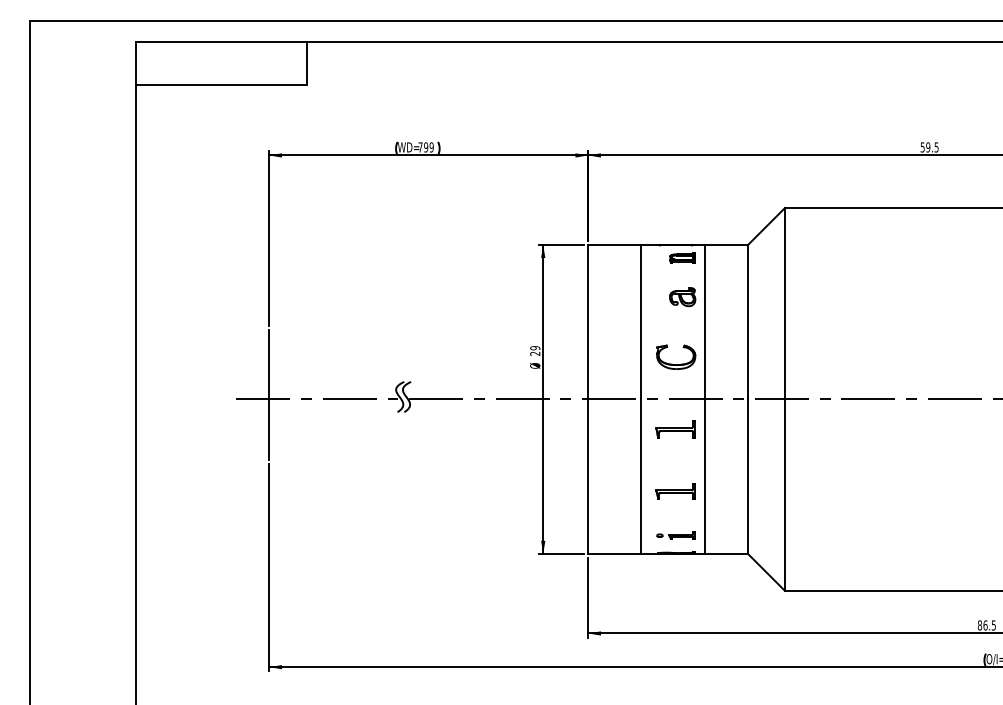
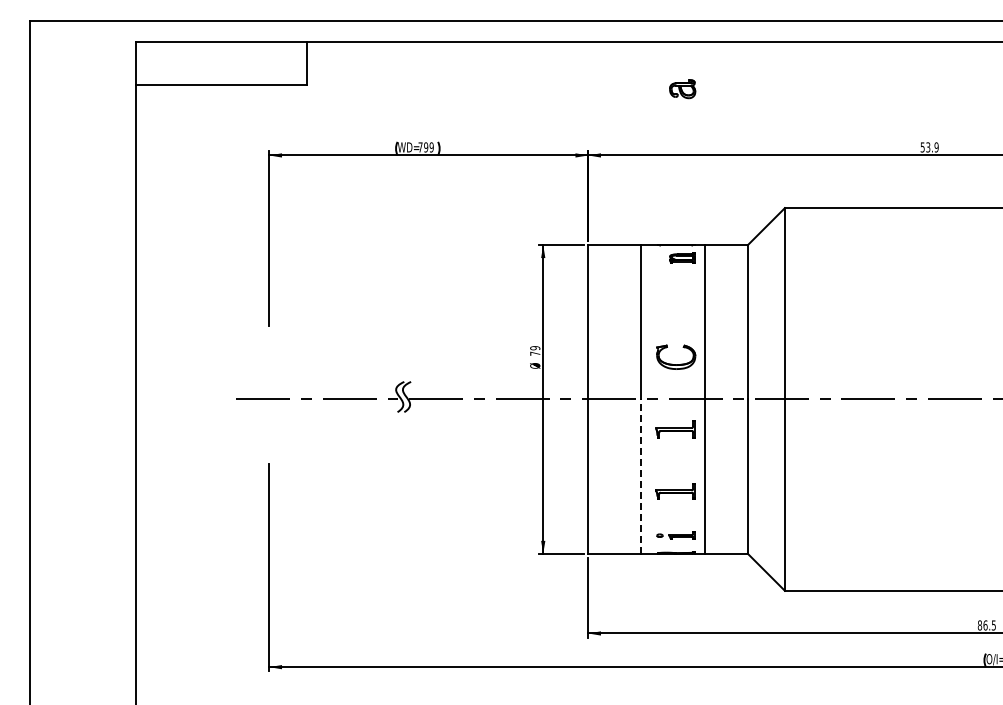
text: 59.5 -> 53.9 (932, 147)
part position: (682, 297) -> (682, 89) (682, 89)
text: 29 -> 79 (535, 353)
line: present -> none (269, 395)
line: solid -> dashed (641, 476)
